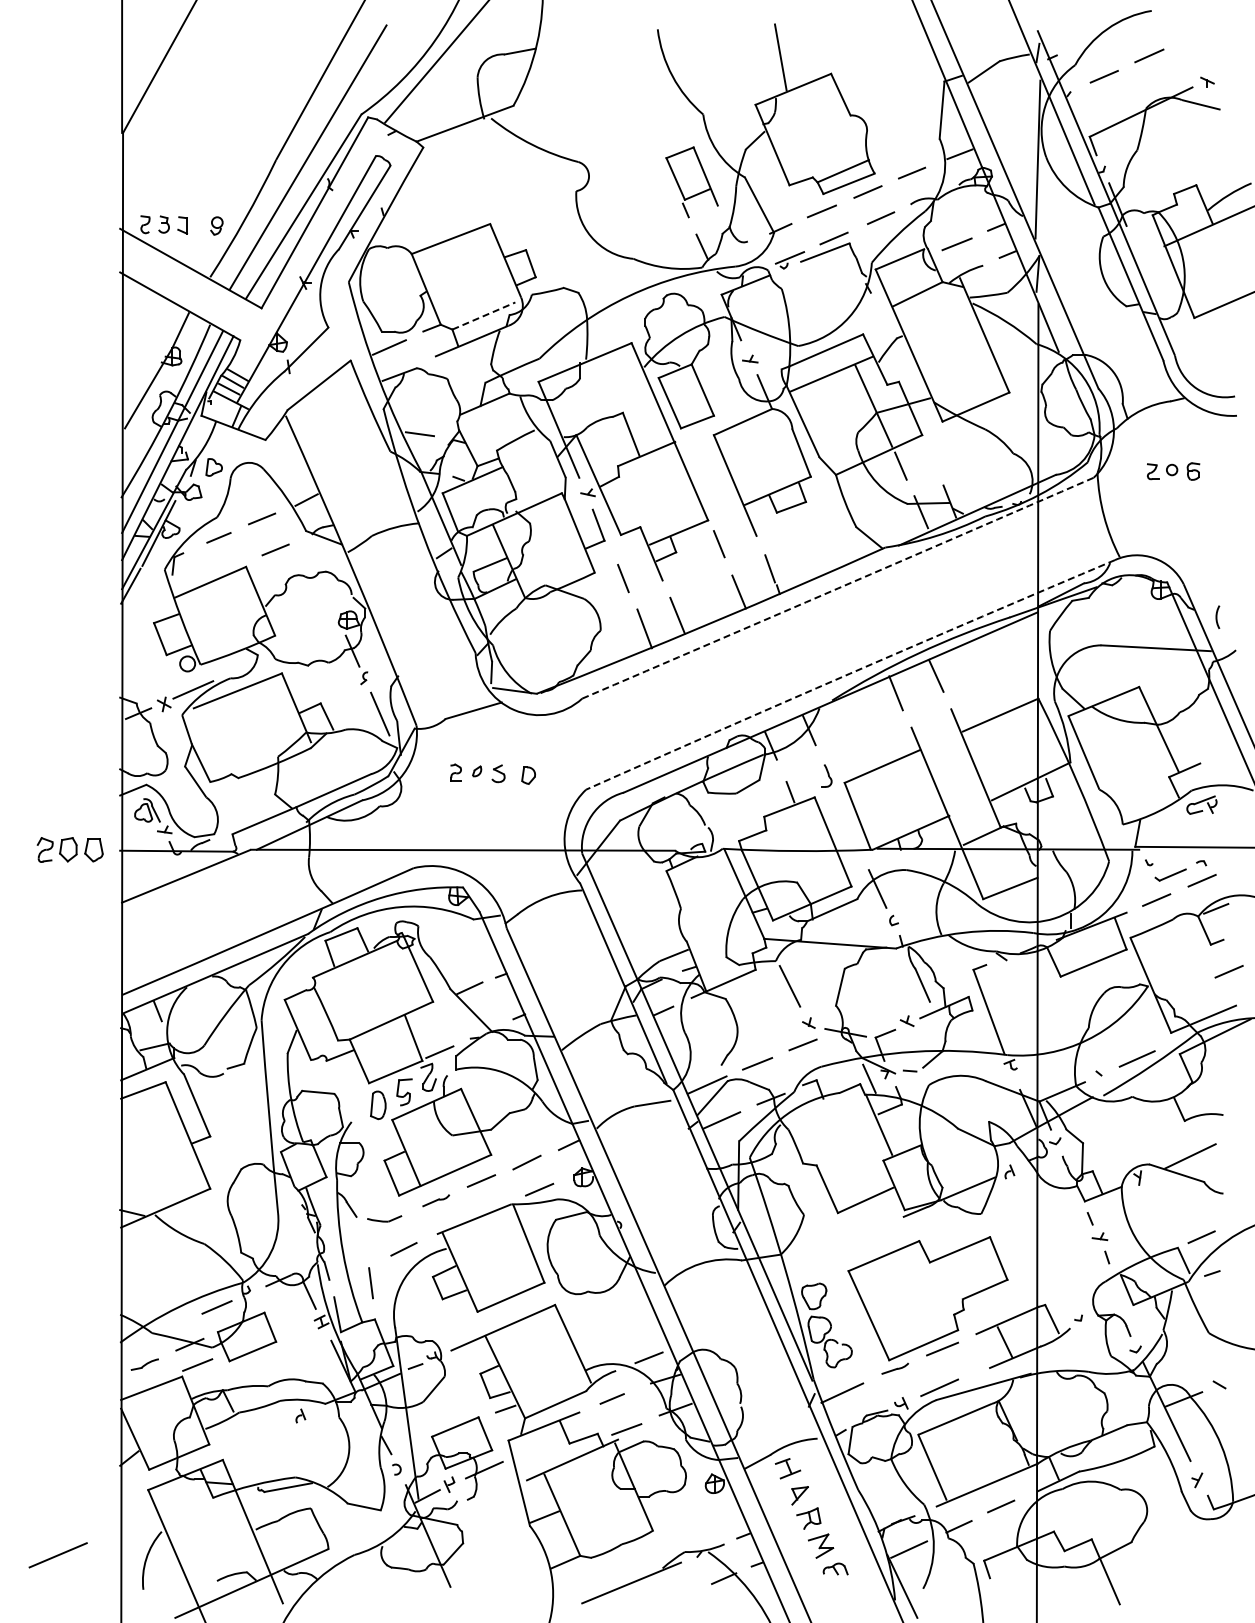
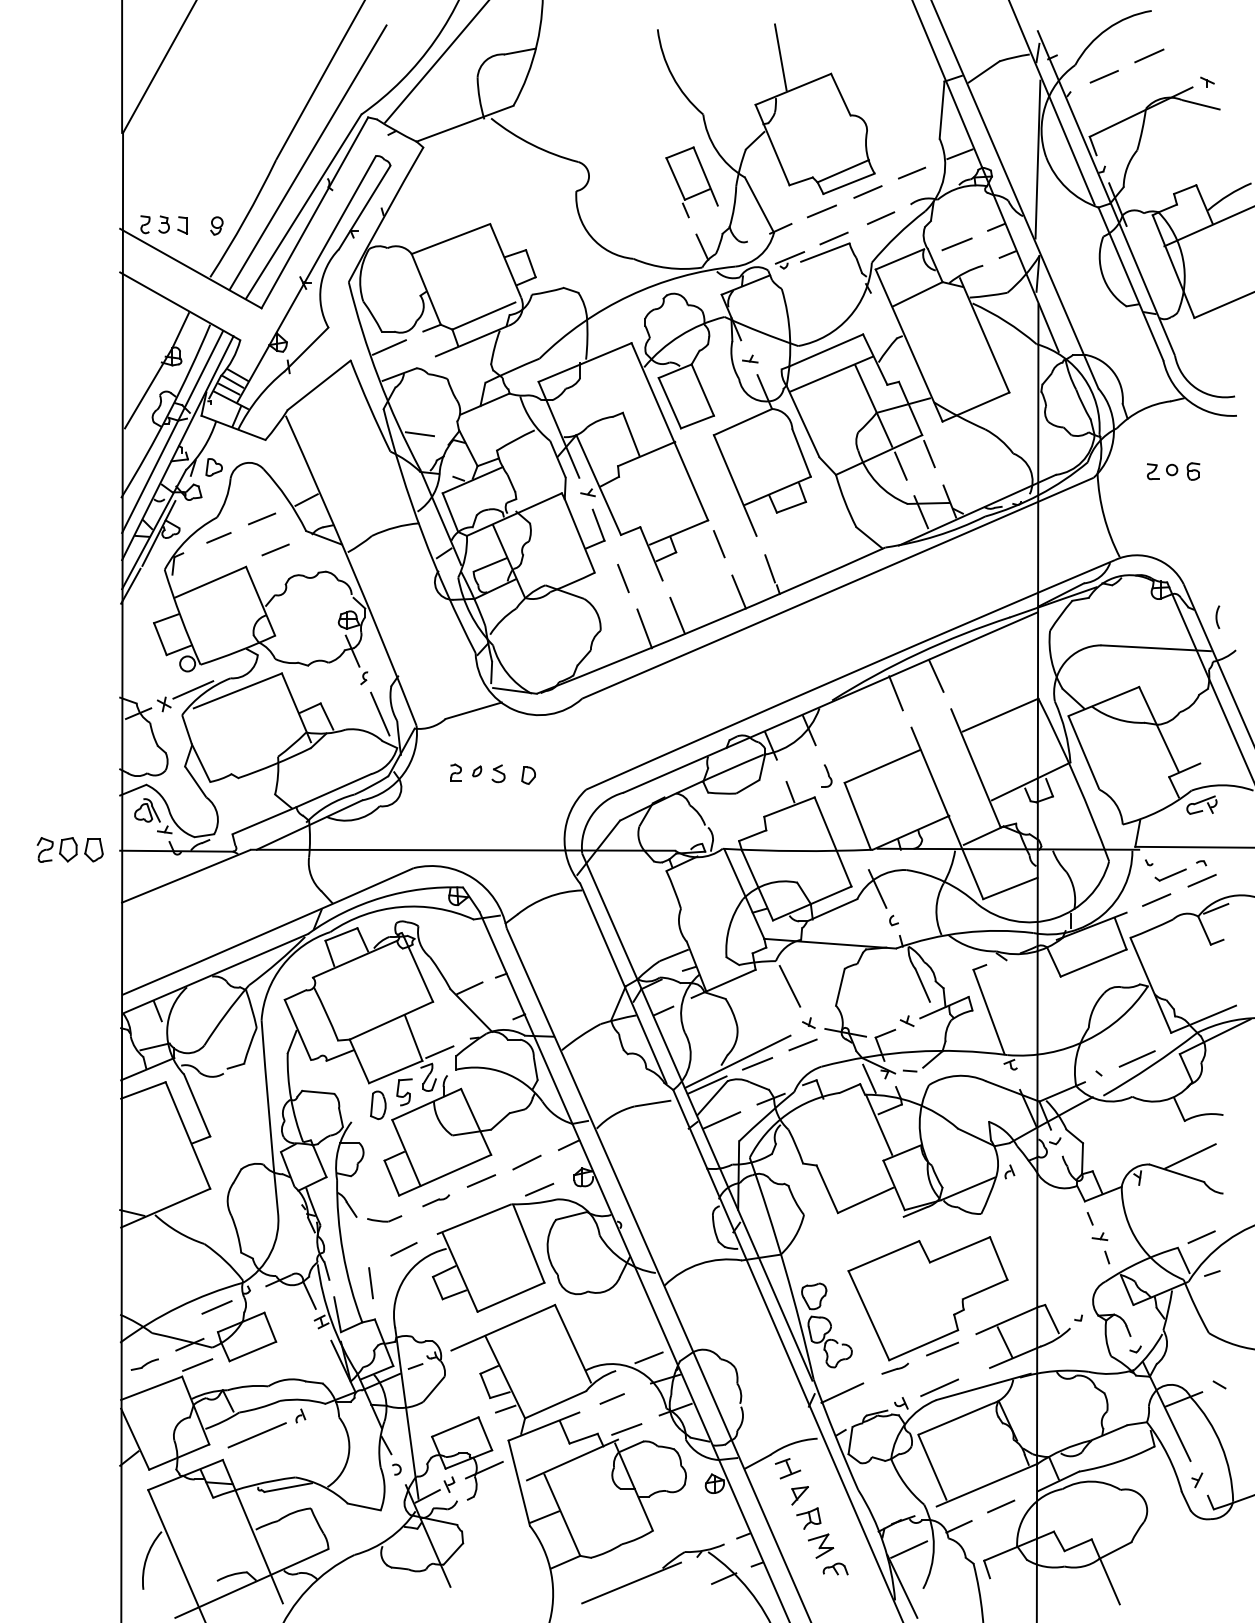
line: dashed -> solid (484, 315)
line: none -> present (929, 453)
arc: dashed -> solid (838, 588)
arc: dashed -> solid (850, 673)
line: present -> none (1228, 971)
line: none -> present (737, 1061)
line position: (57, 1555) -> (256, 1435) (256, 1435)
